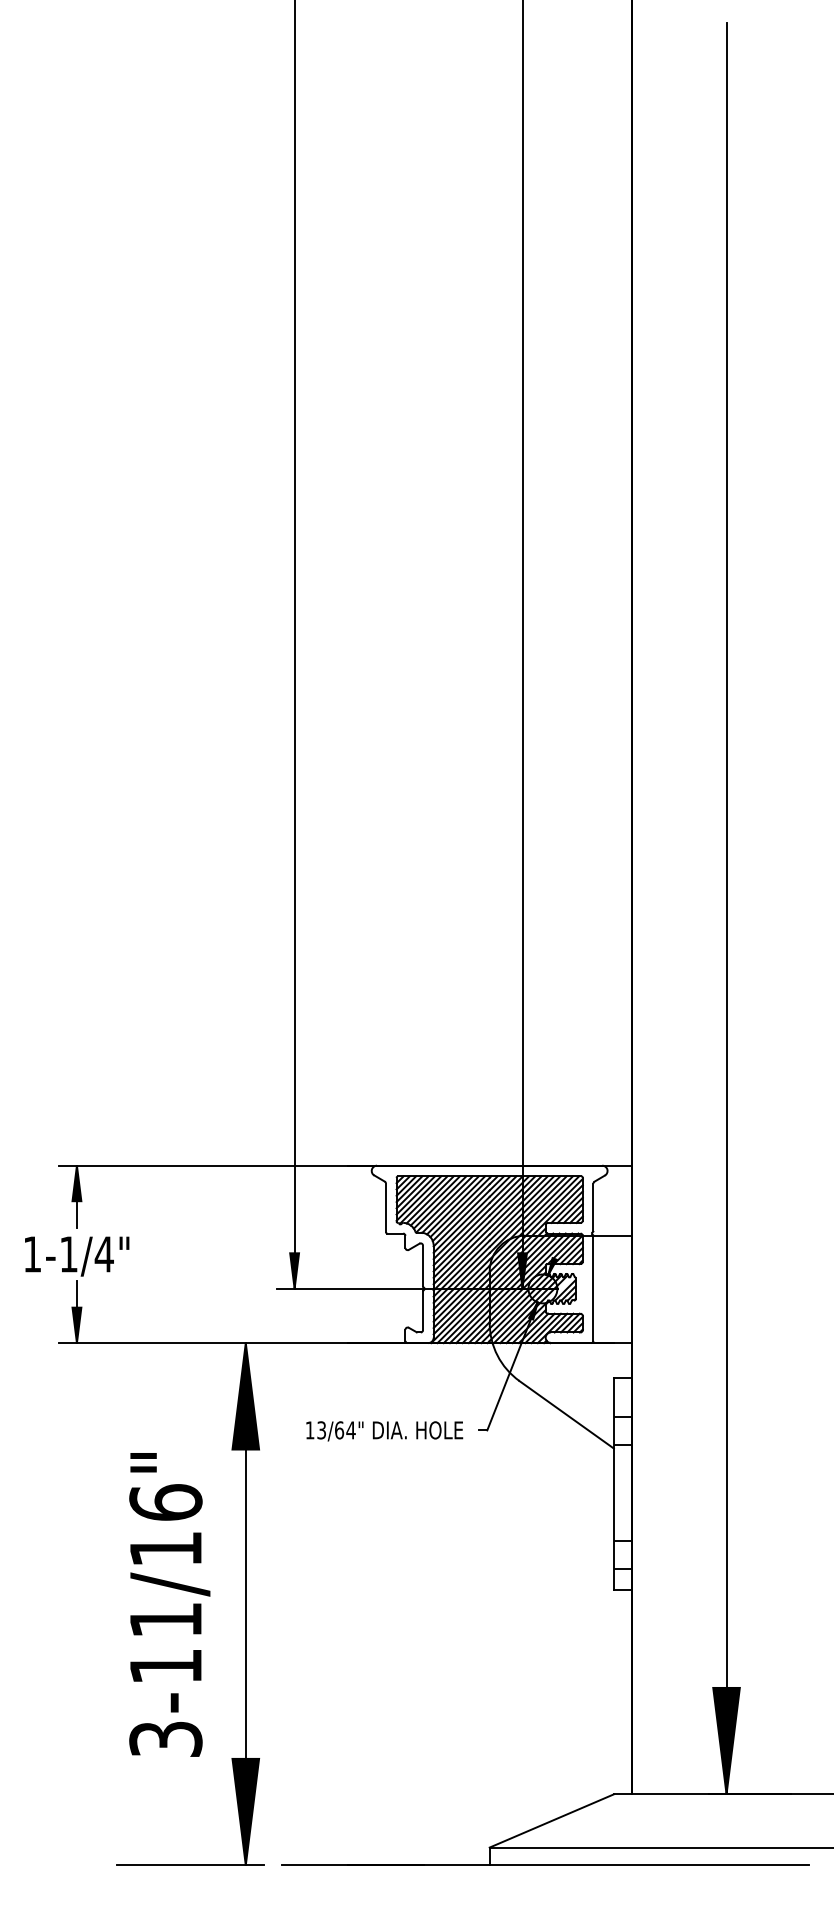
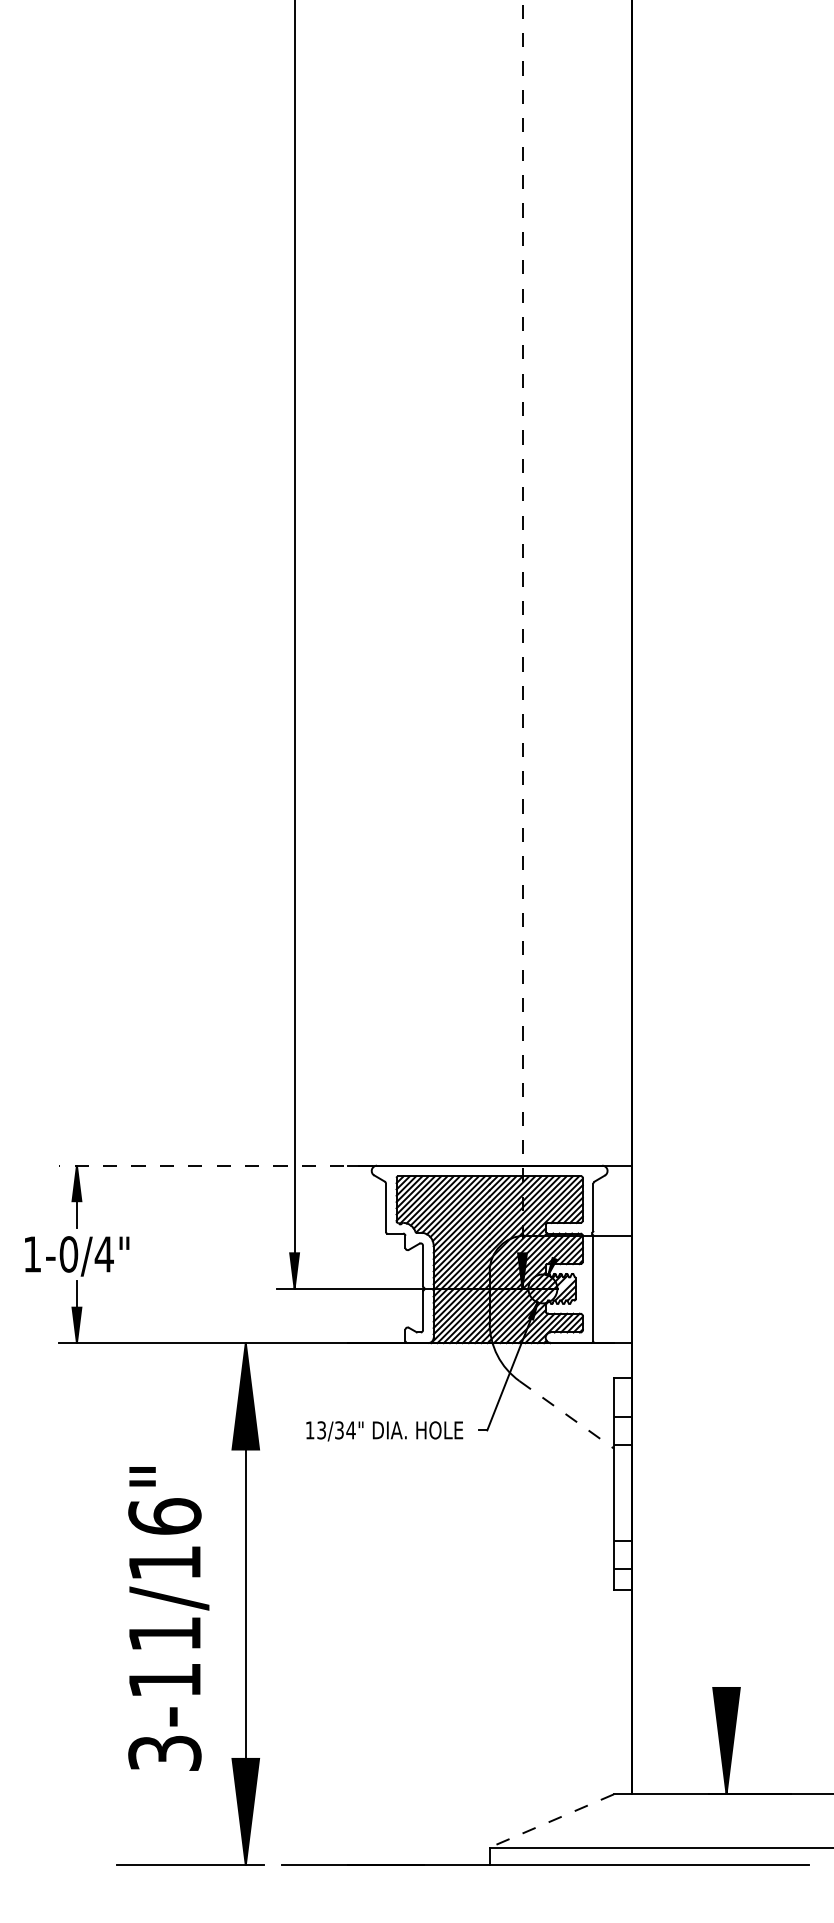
line: solid -> dashed (522, 644)
line: present -> none (726, 908)
line: solid -> dashed (230, 1165)
text: 1-1/4" -> 1-0/4" (68, 1254)
line: solid -> dashed (567, 1415)
text: 13/64" -> 13/34" (339, 1430)
text position: (169, 1604) -> (168, 1618) (168, 1618)
line: solid -> dashed (551, 1820)
